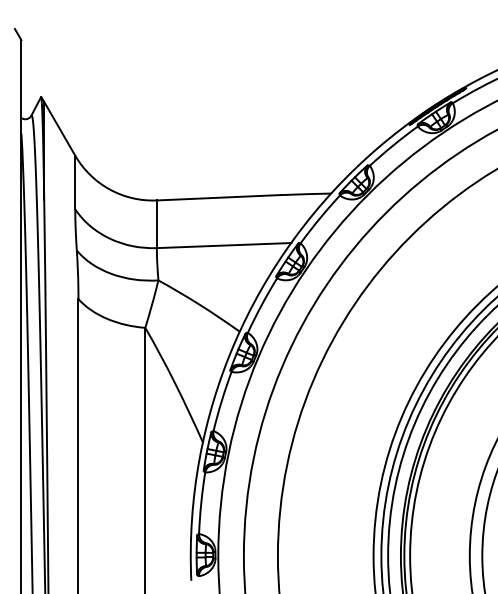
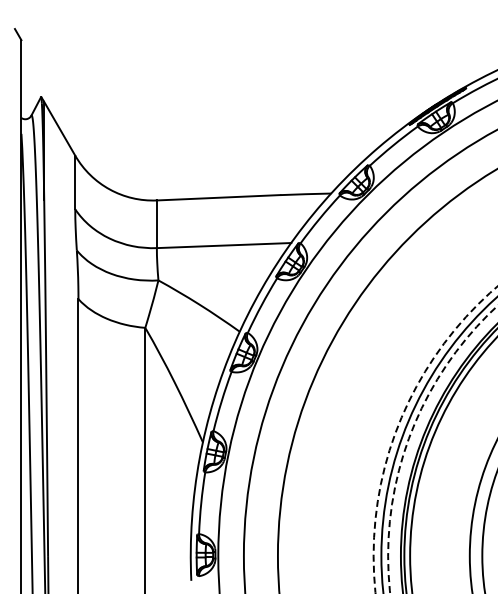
circle: solid -> dashed (435, 439)
circle: solid -> dashed (442, 449)
